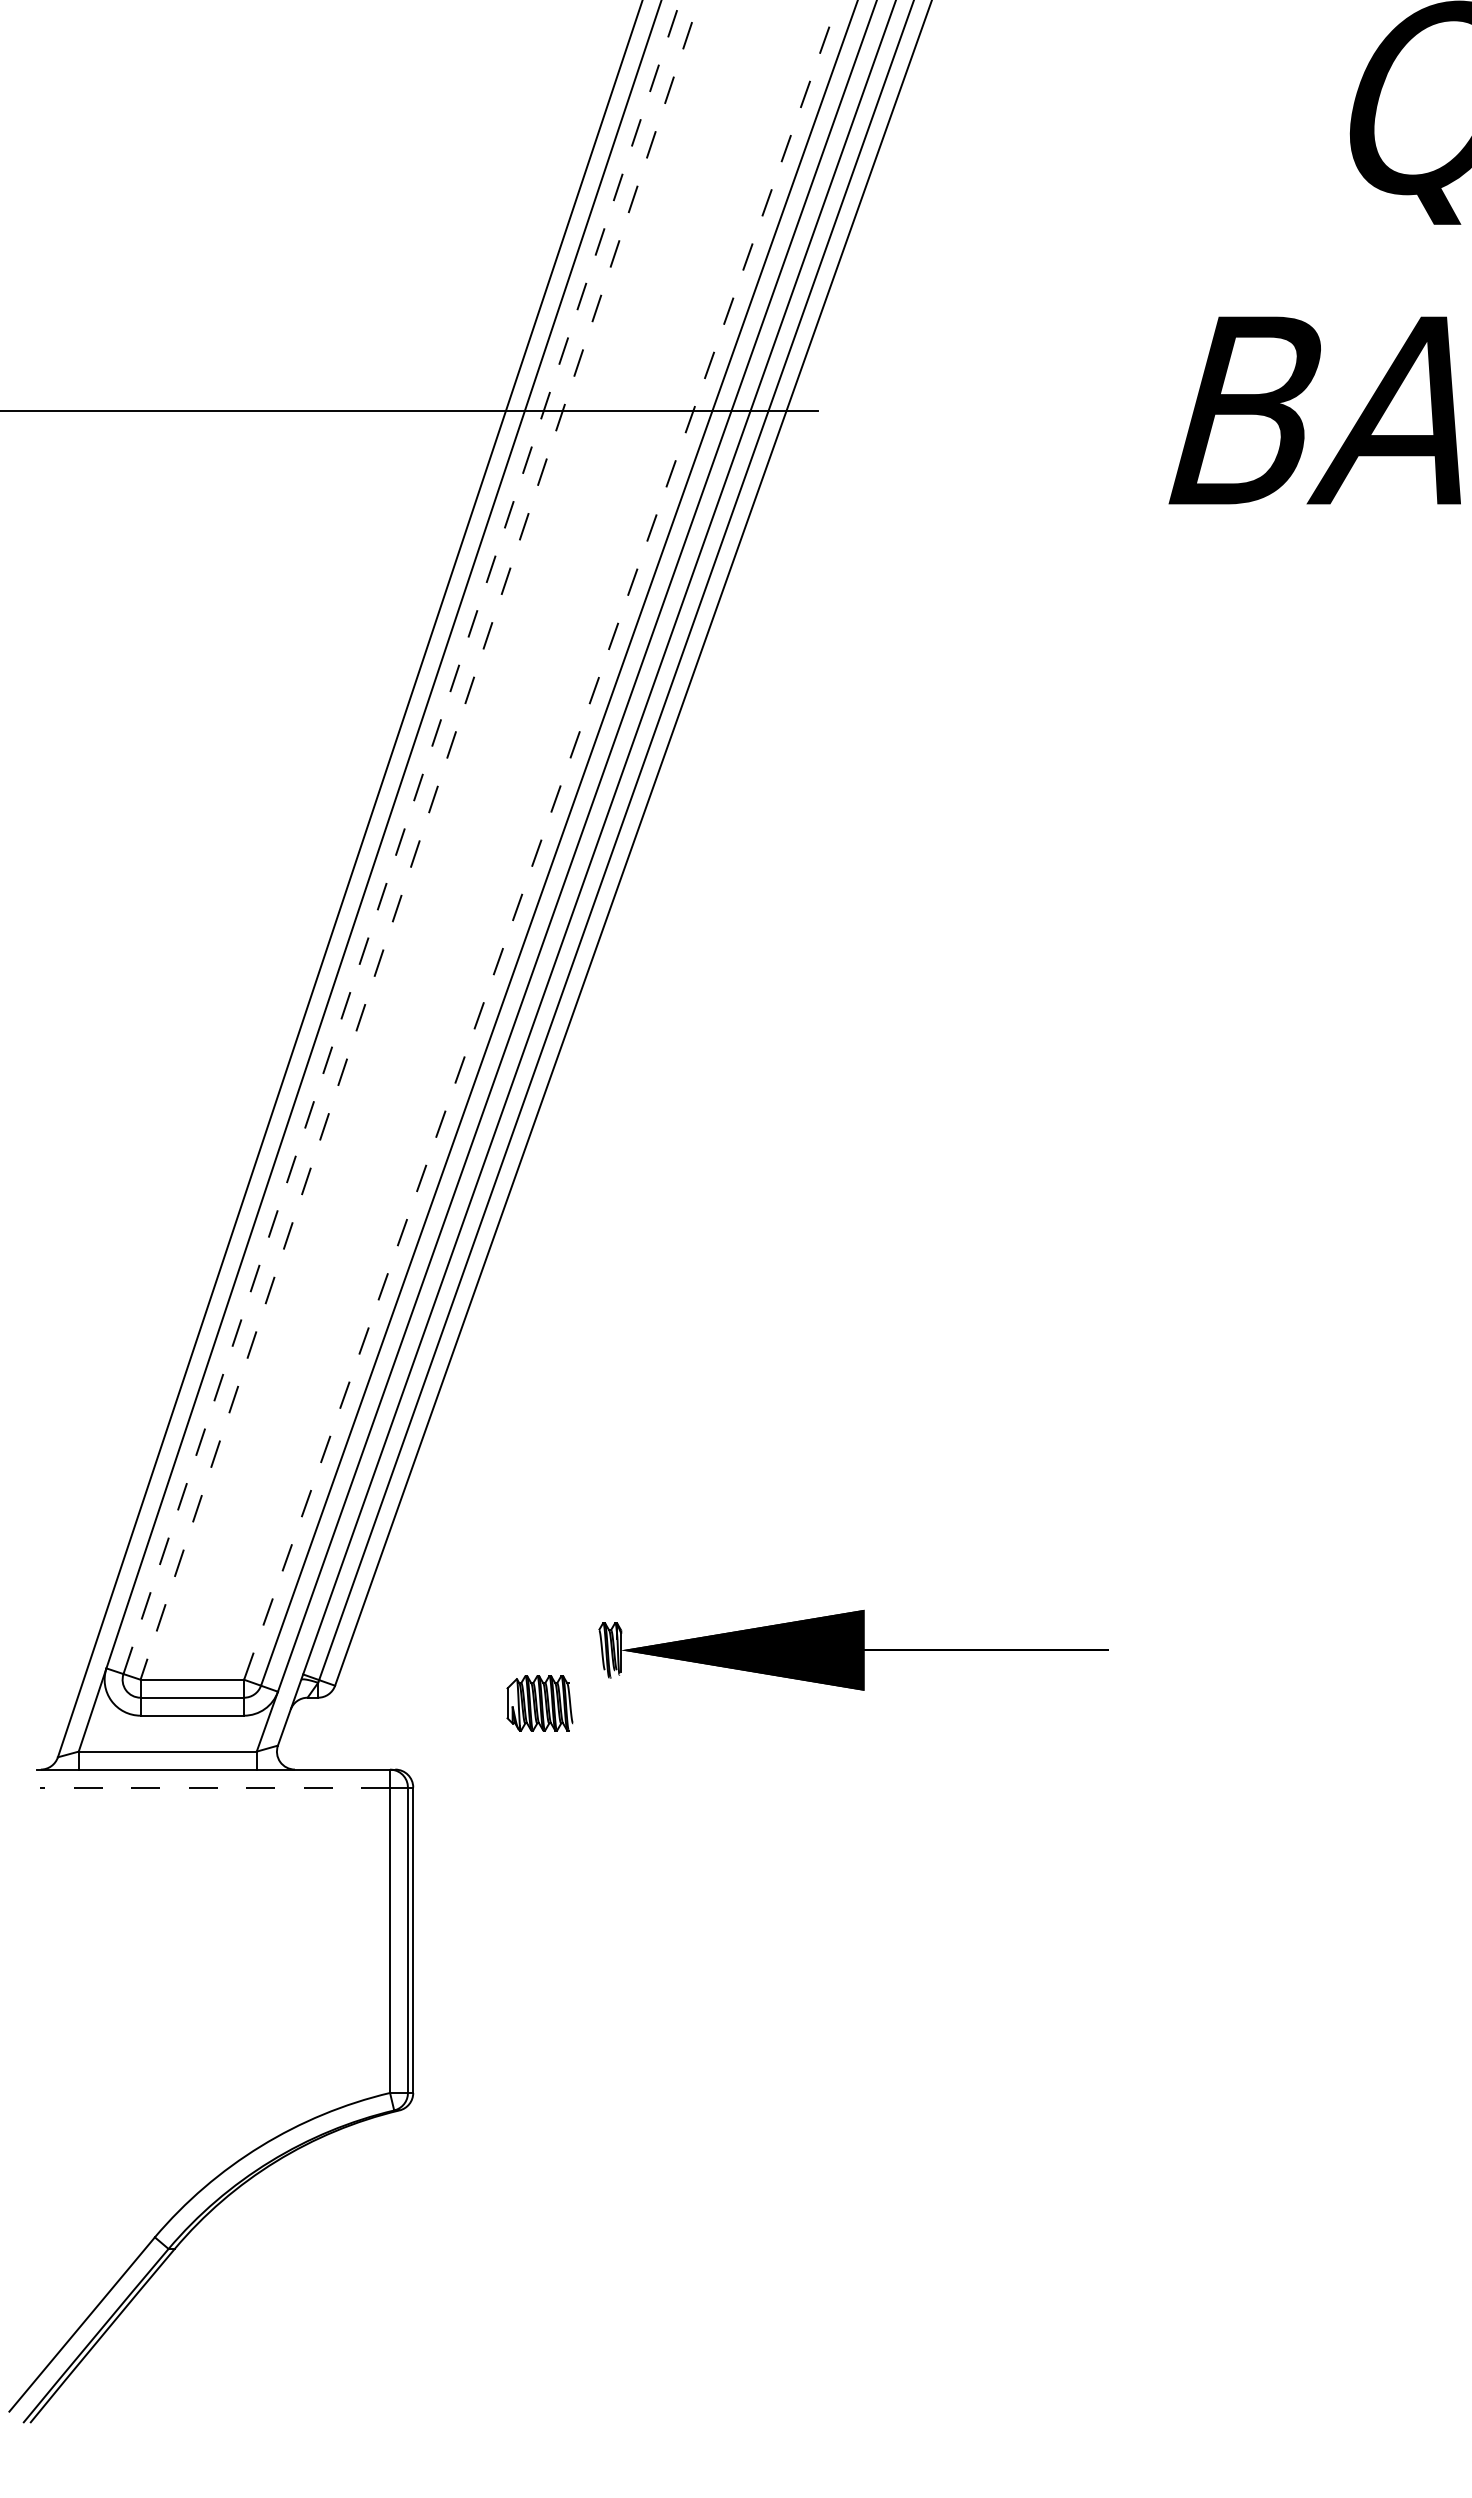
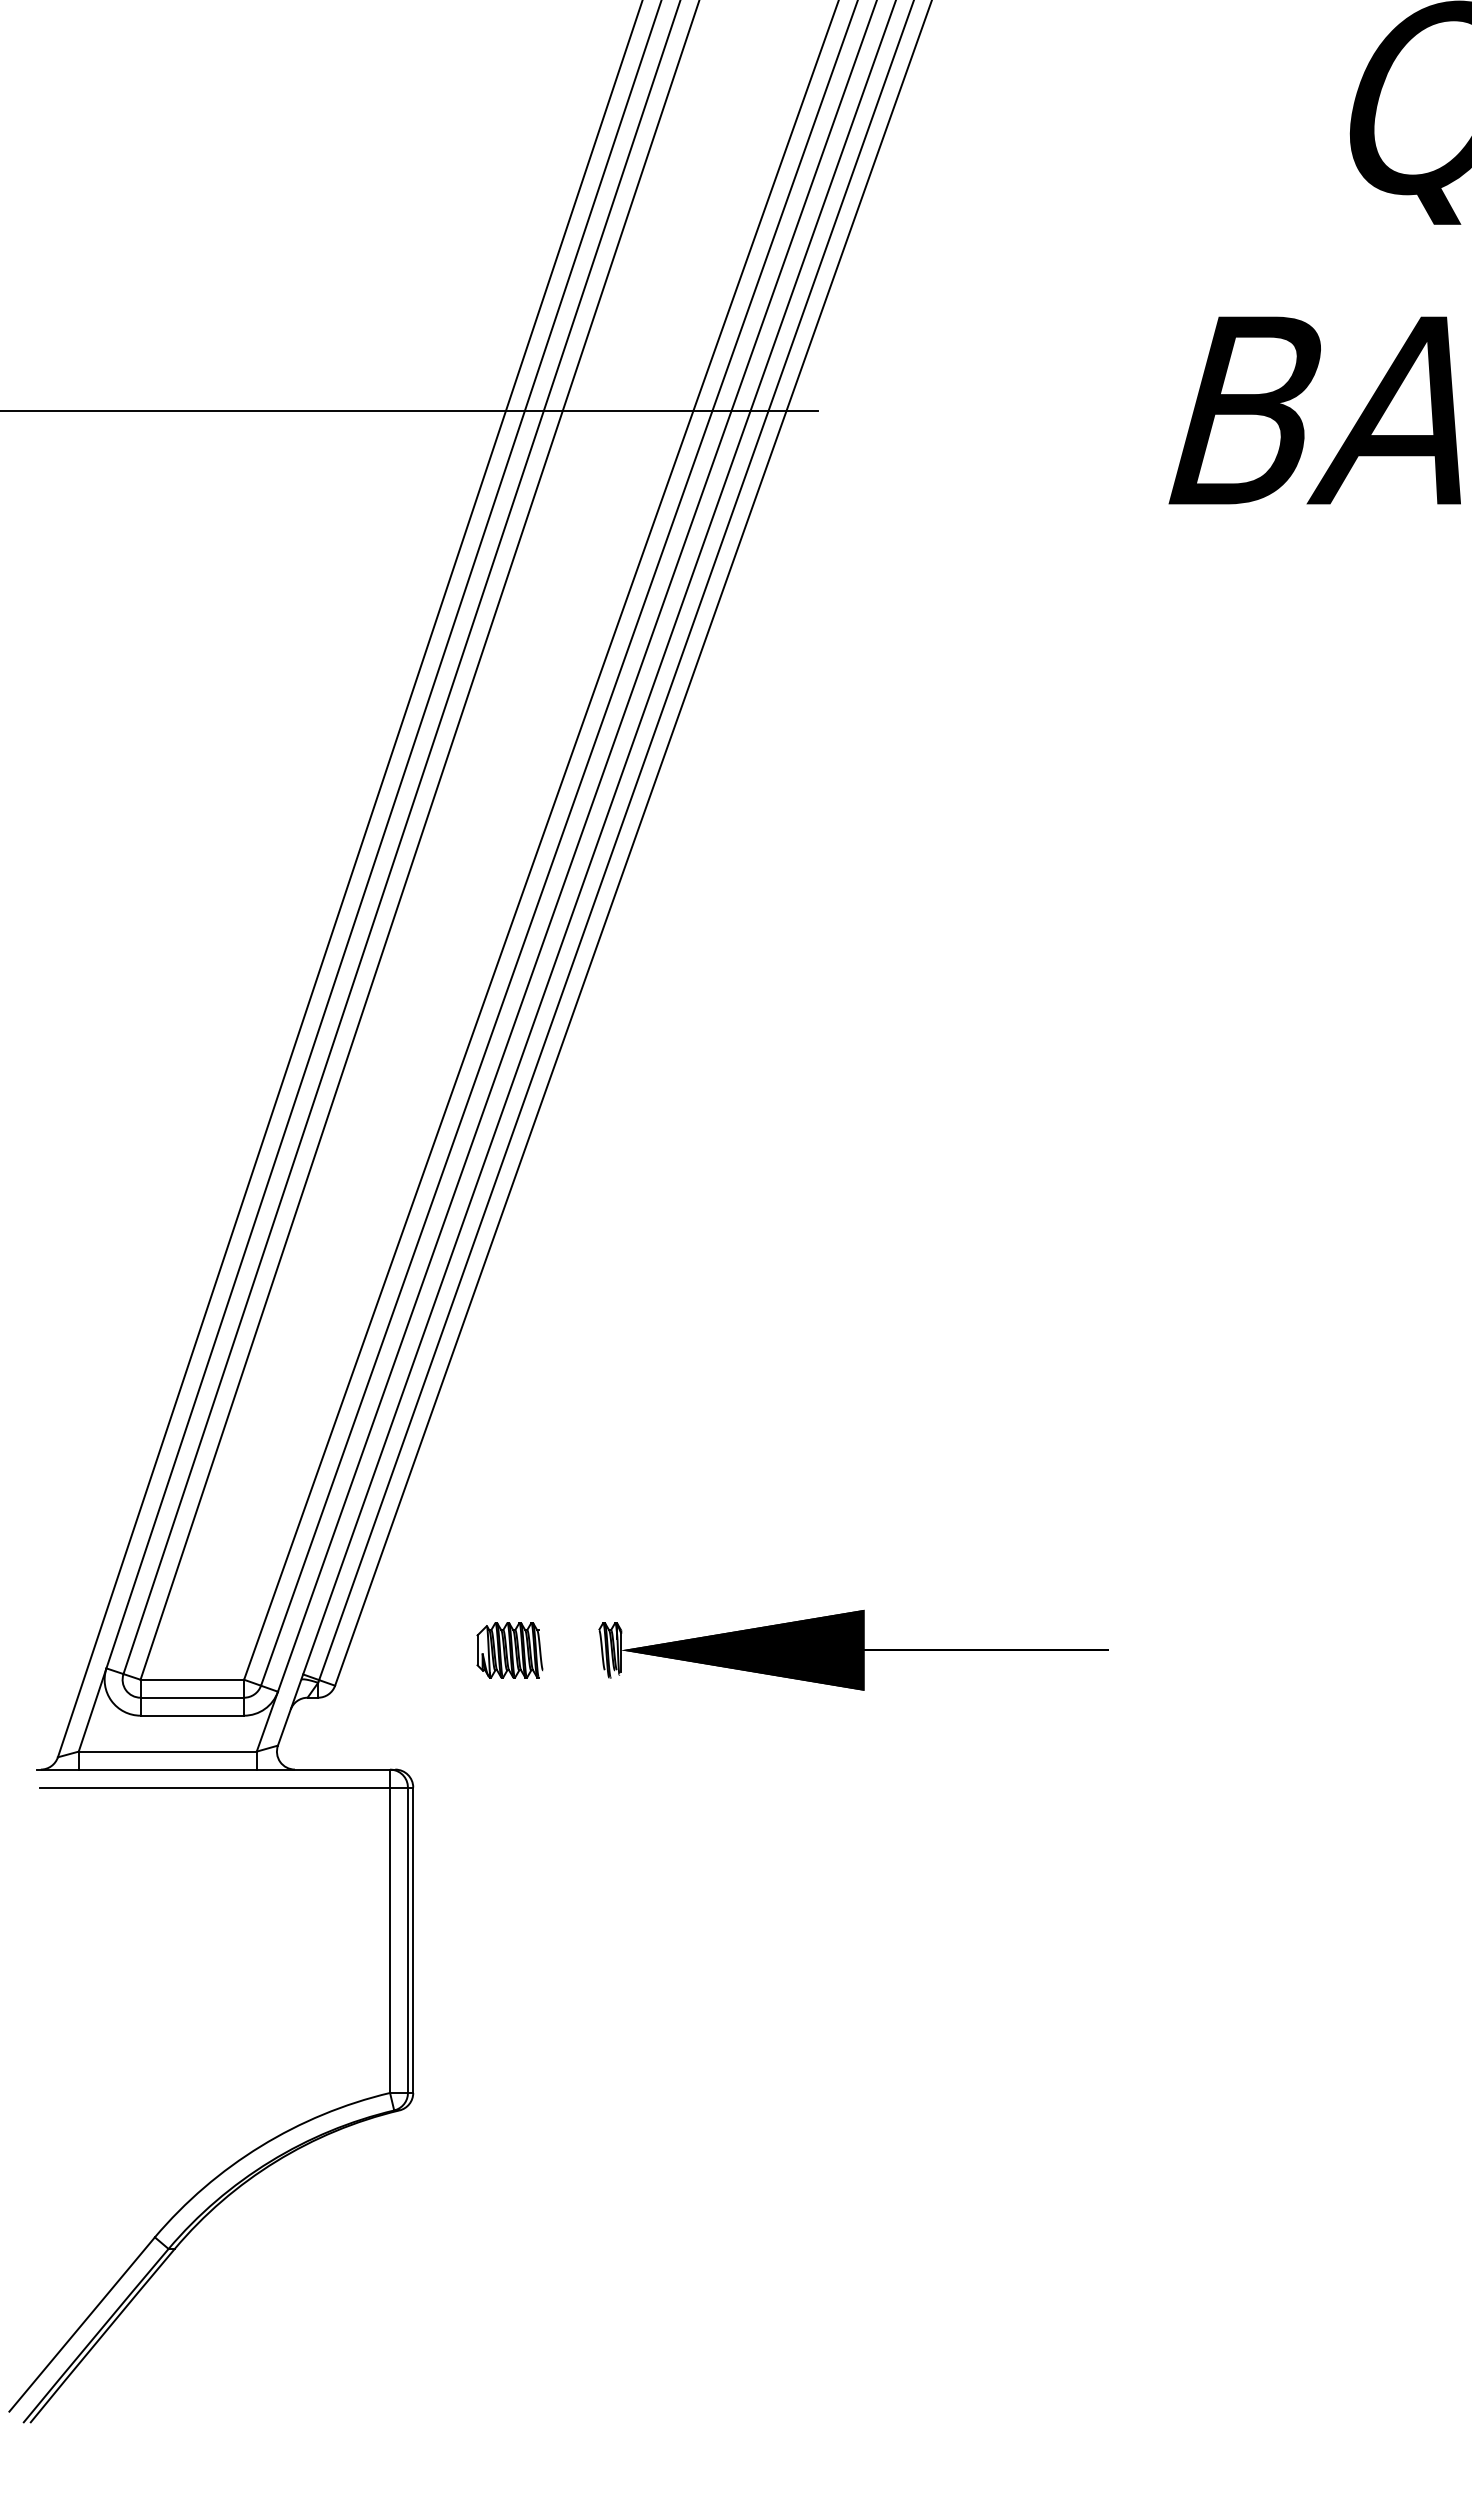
line: dashed -> solid (401, 837)
line: dashed -> solid (541, 839)
line: dashed -> solid (419, 840)
part position: (539, 1703) -> (509, 1650) (509, 1650)
line: dashed -> solid (215, 1787)
